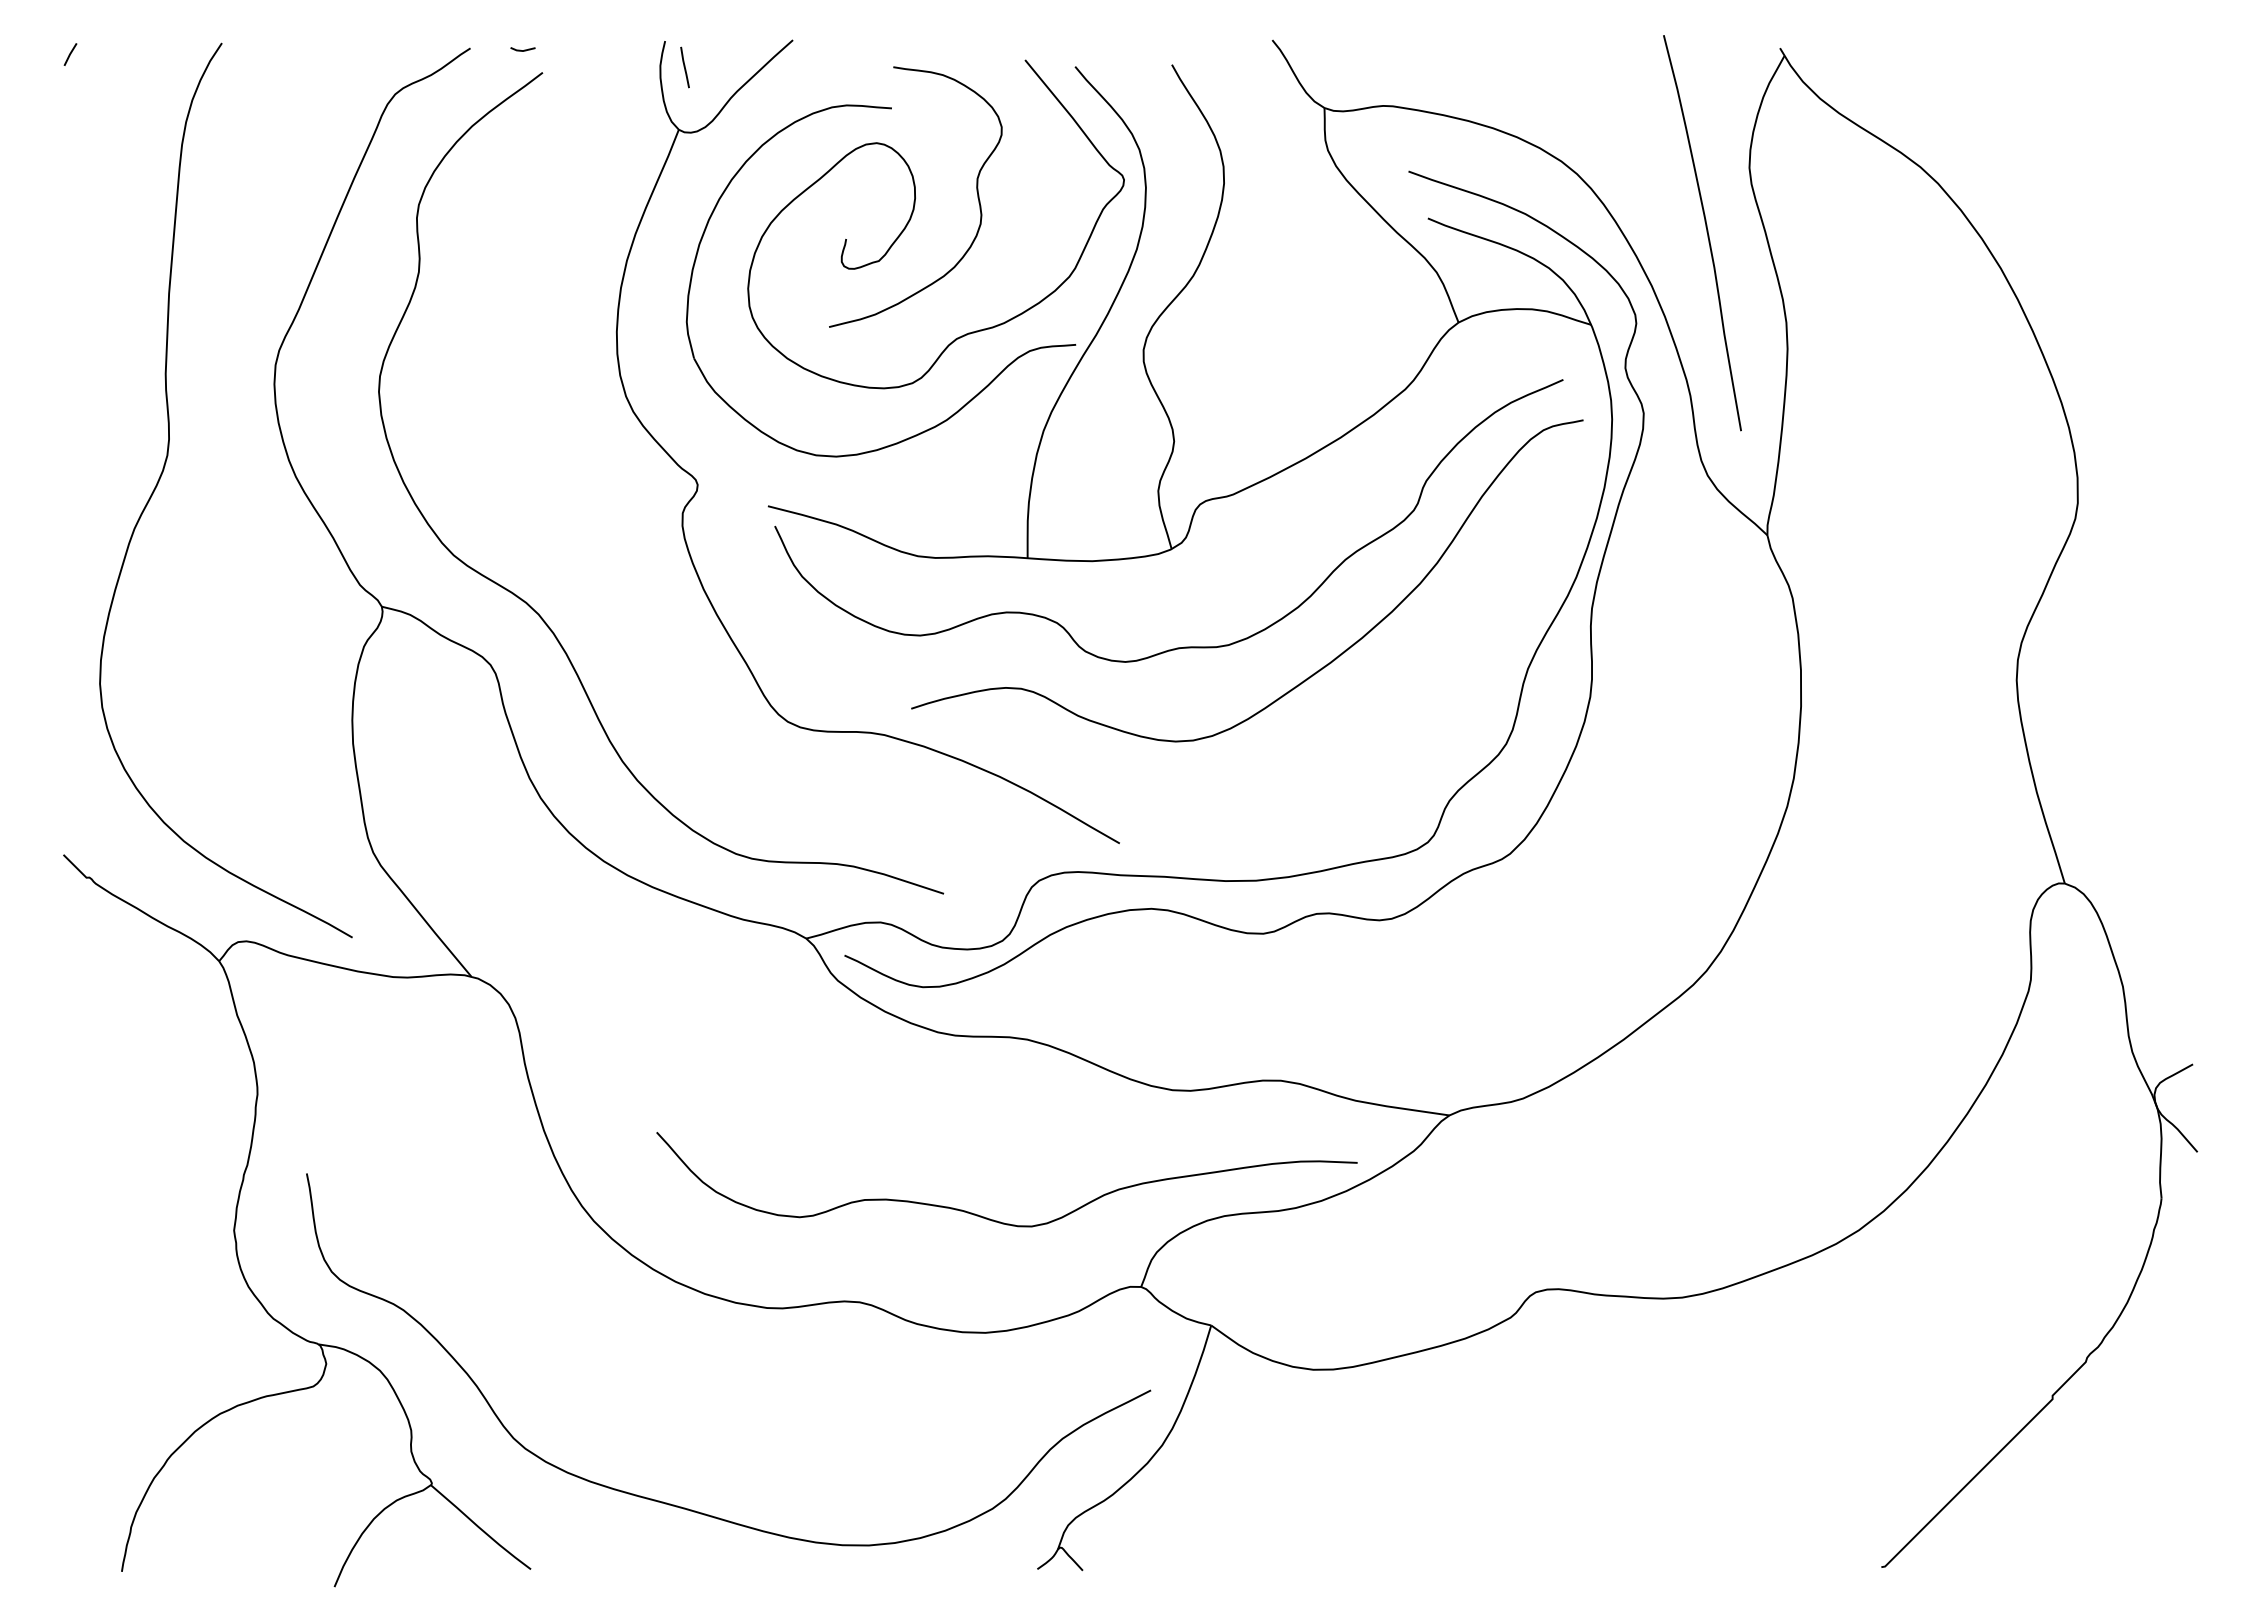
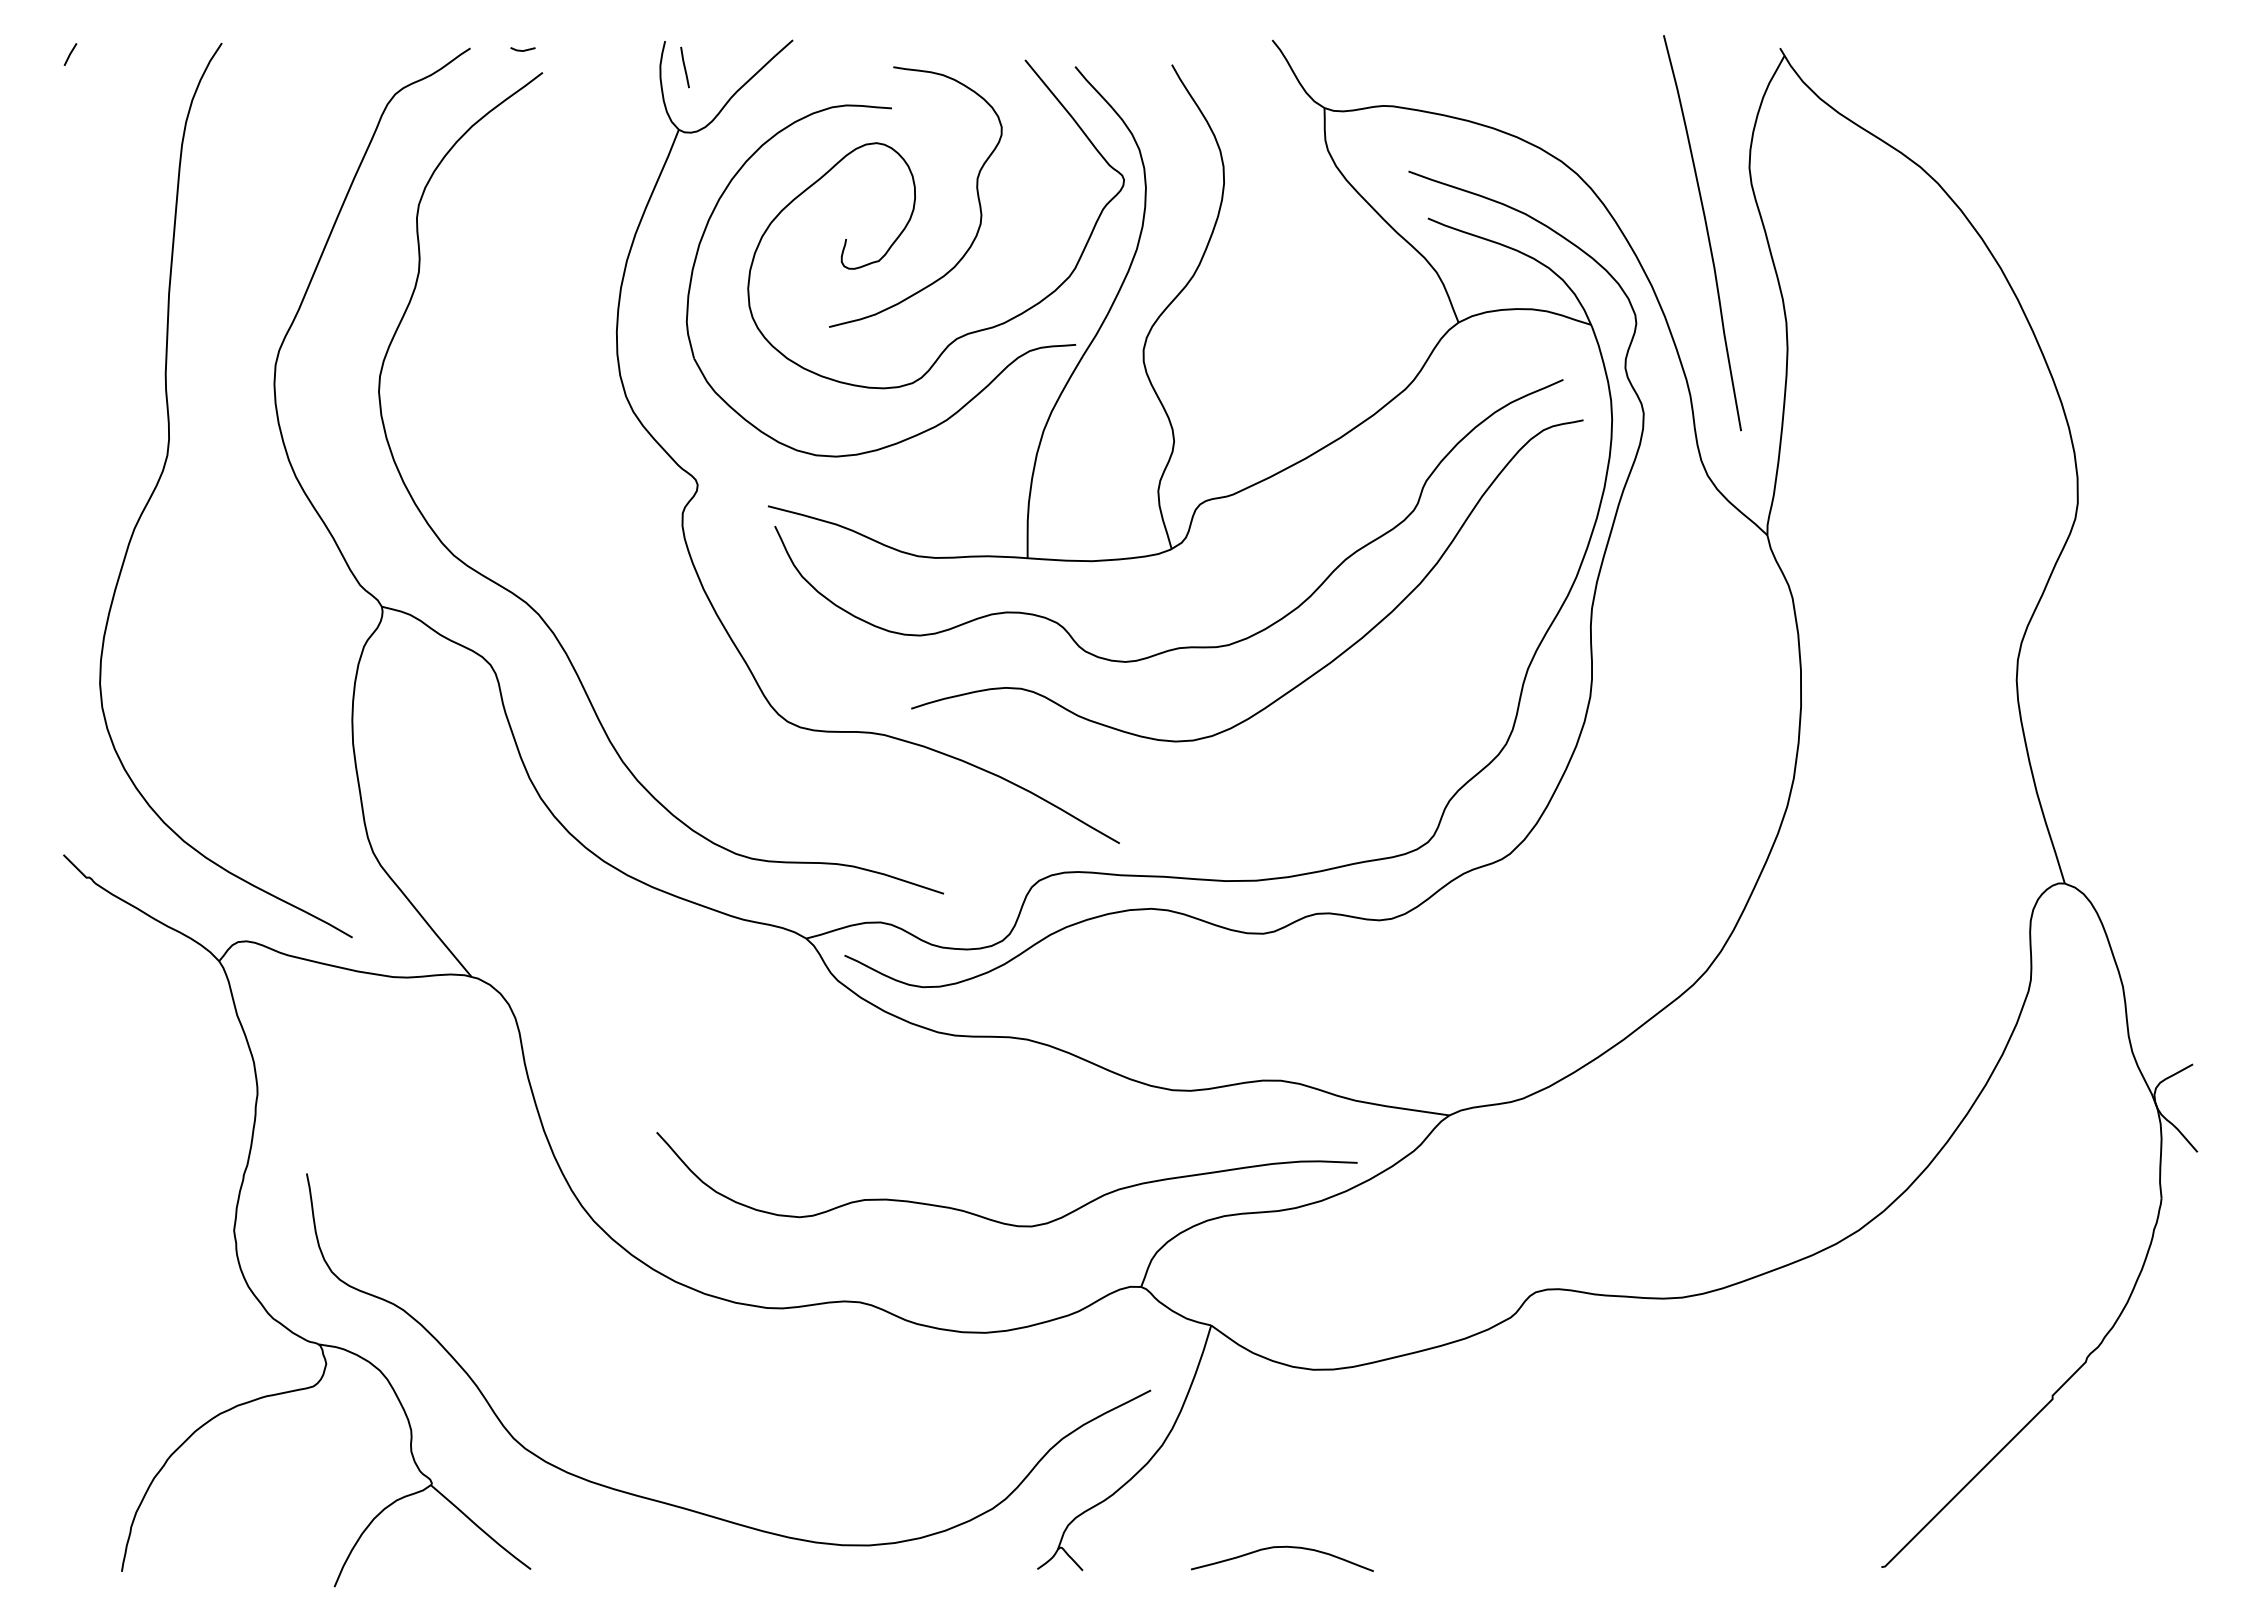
curve: none -> present (1282, 1547)
